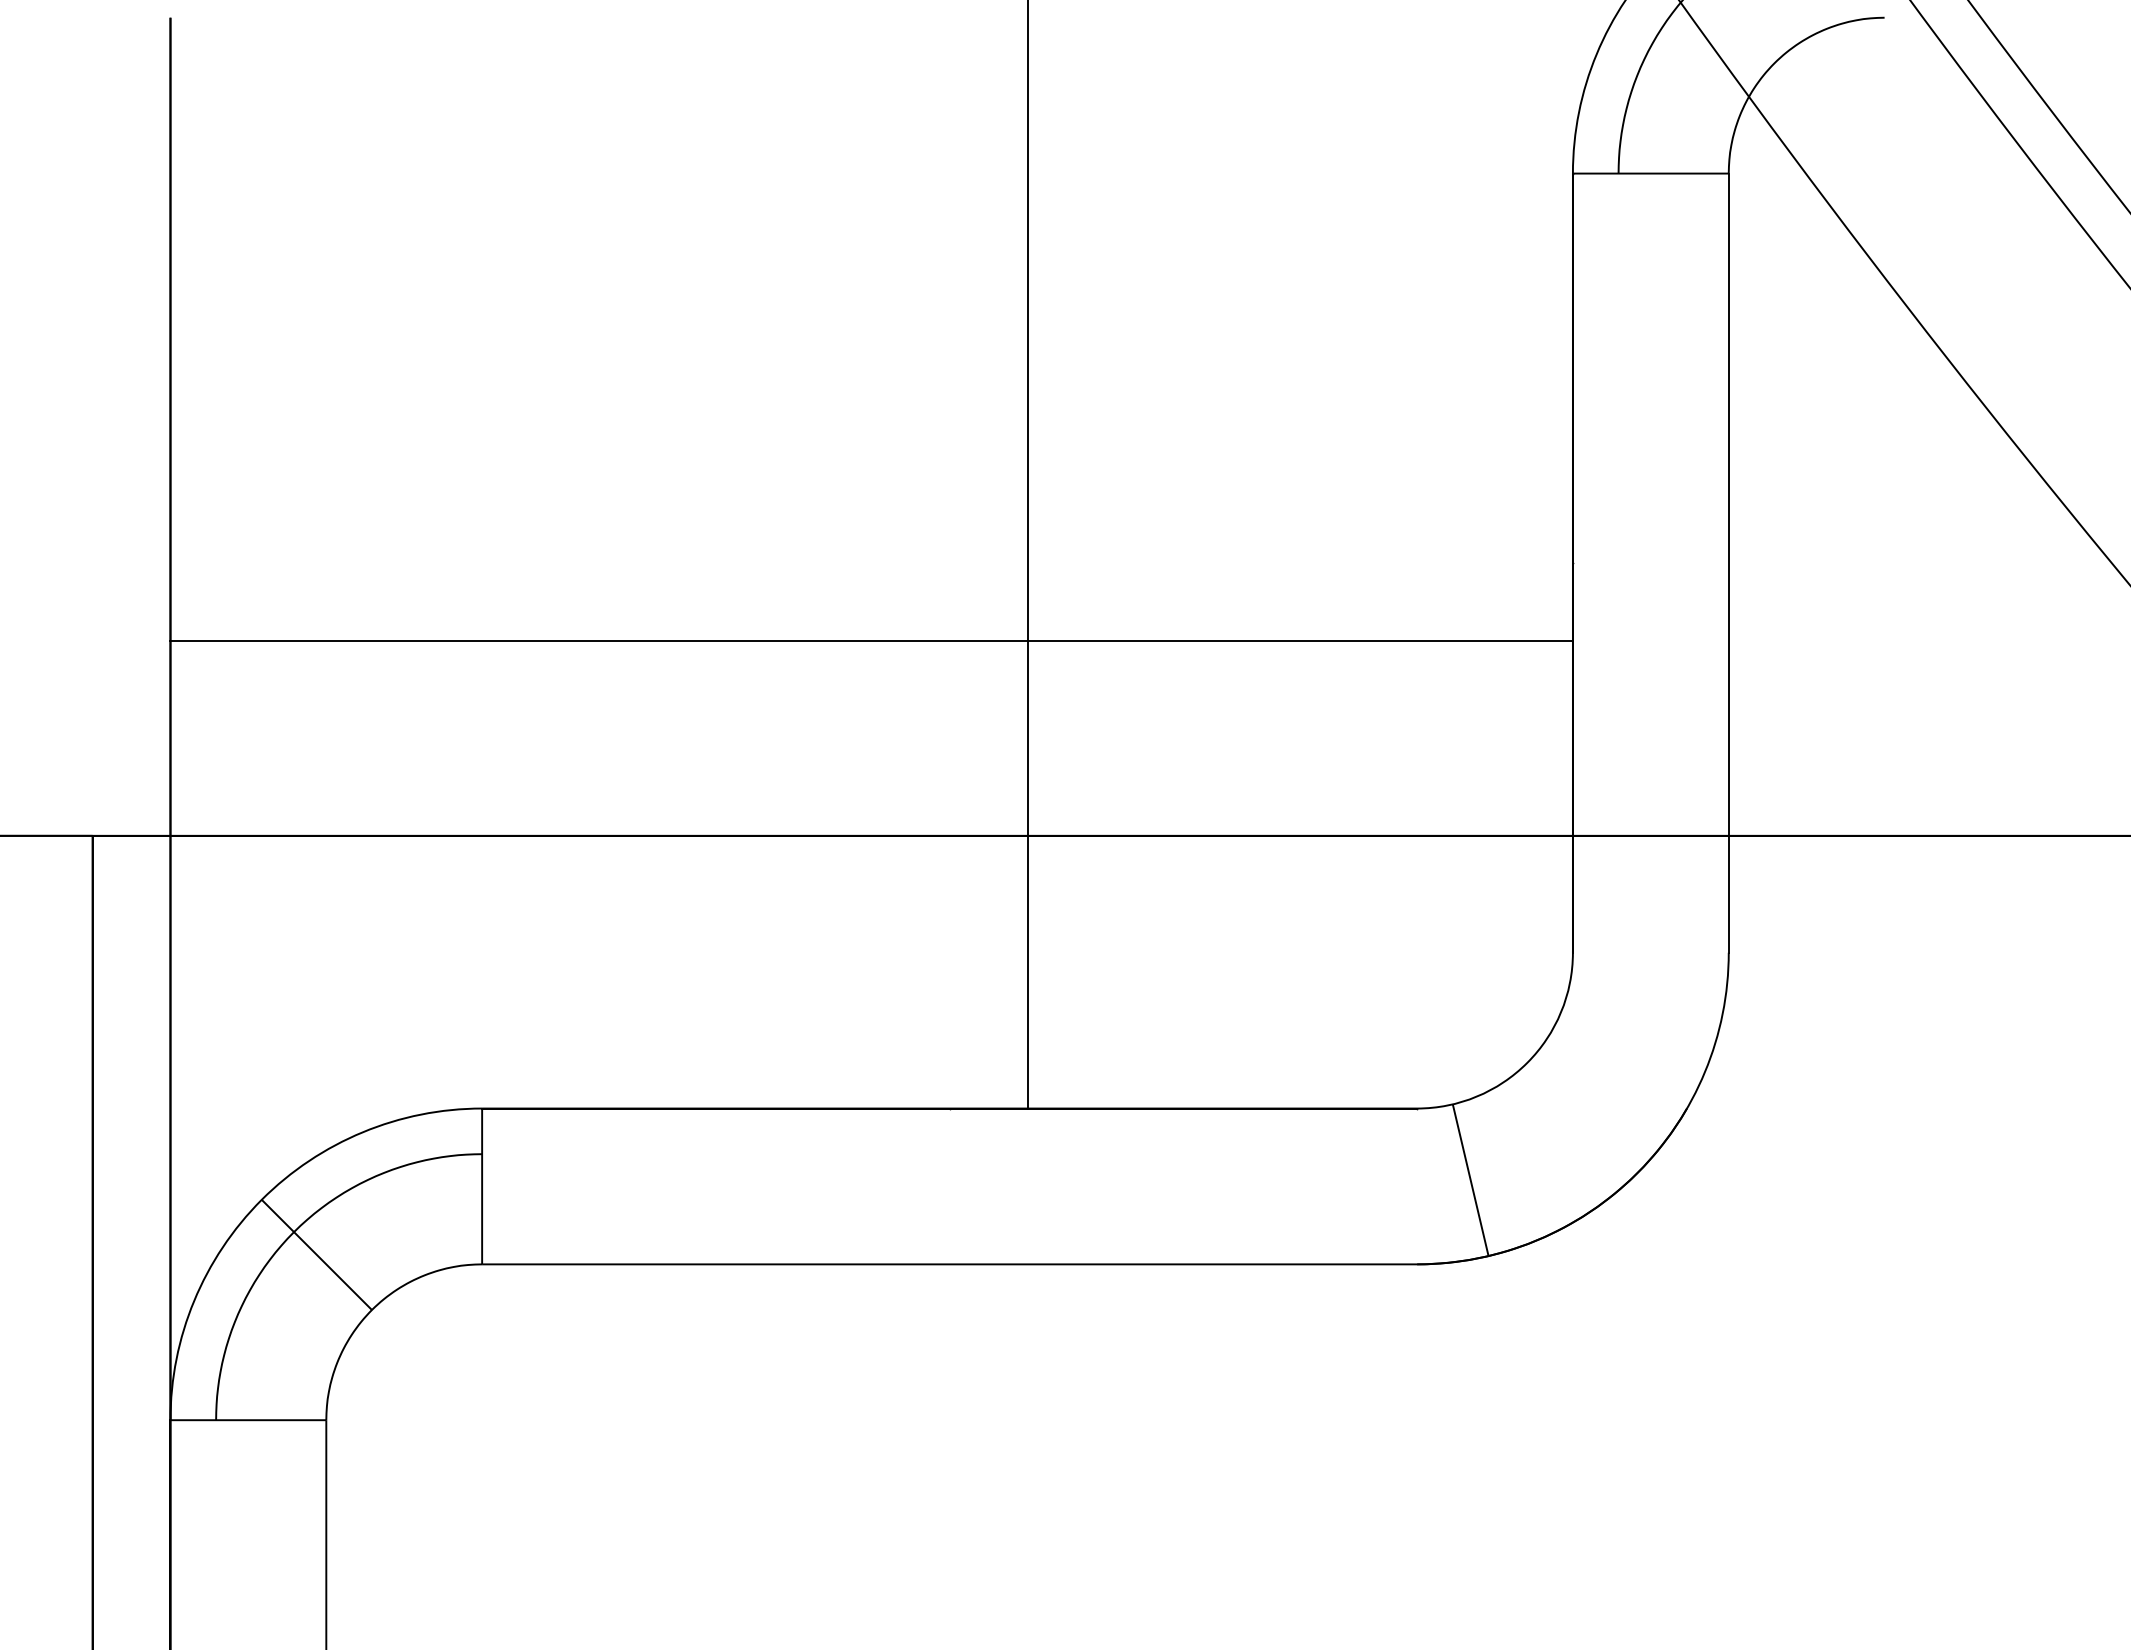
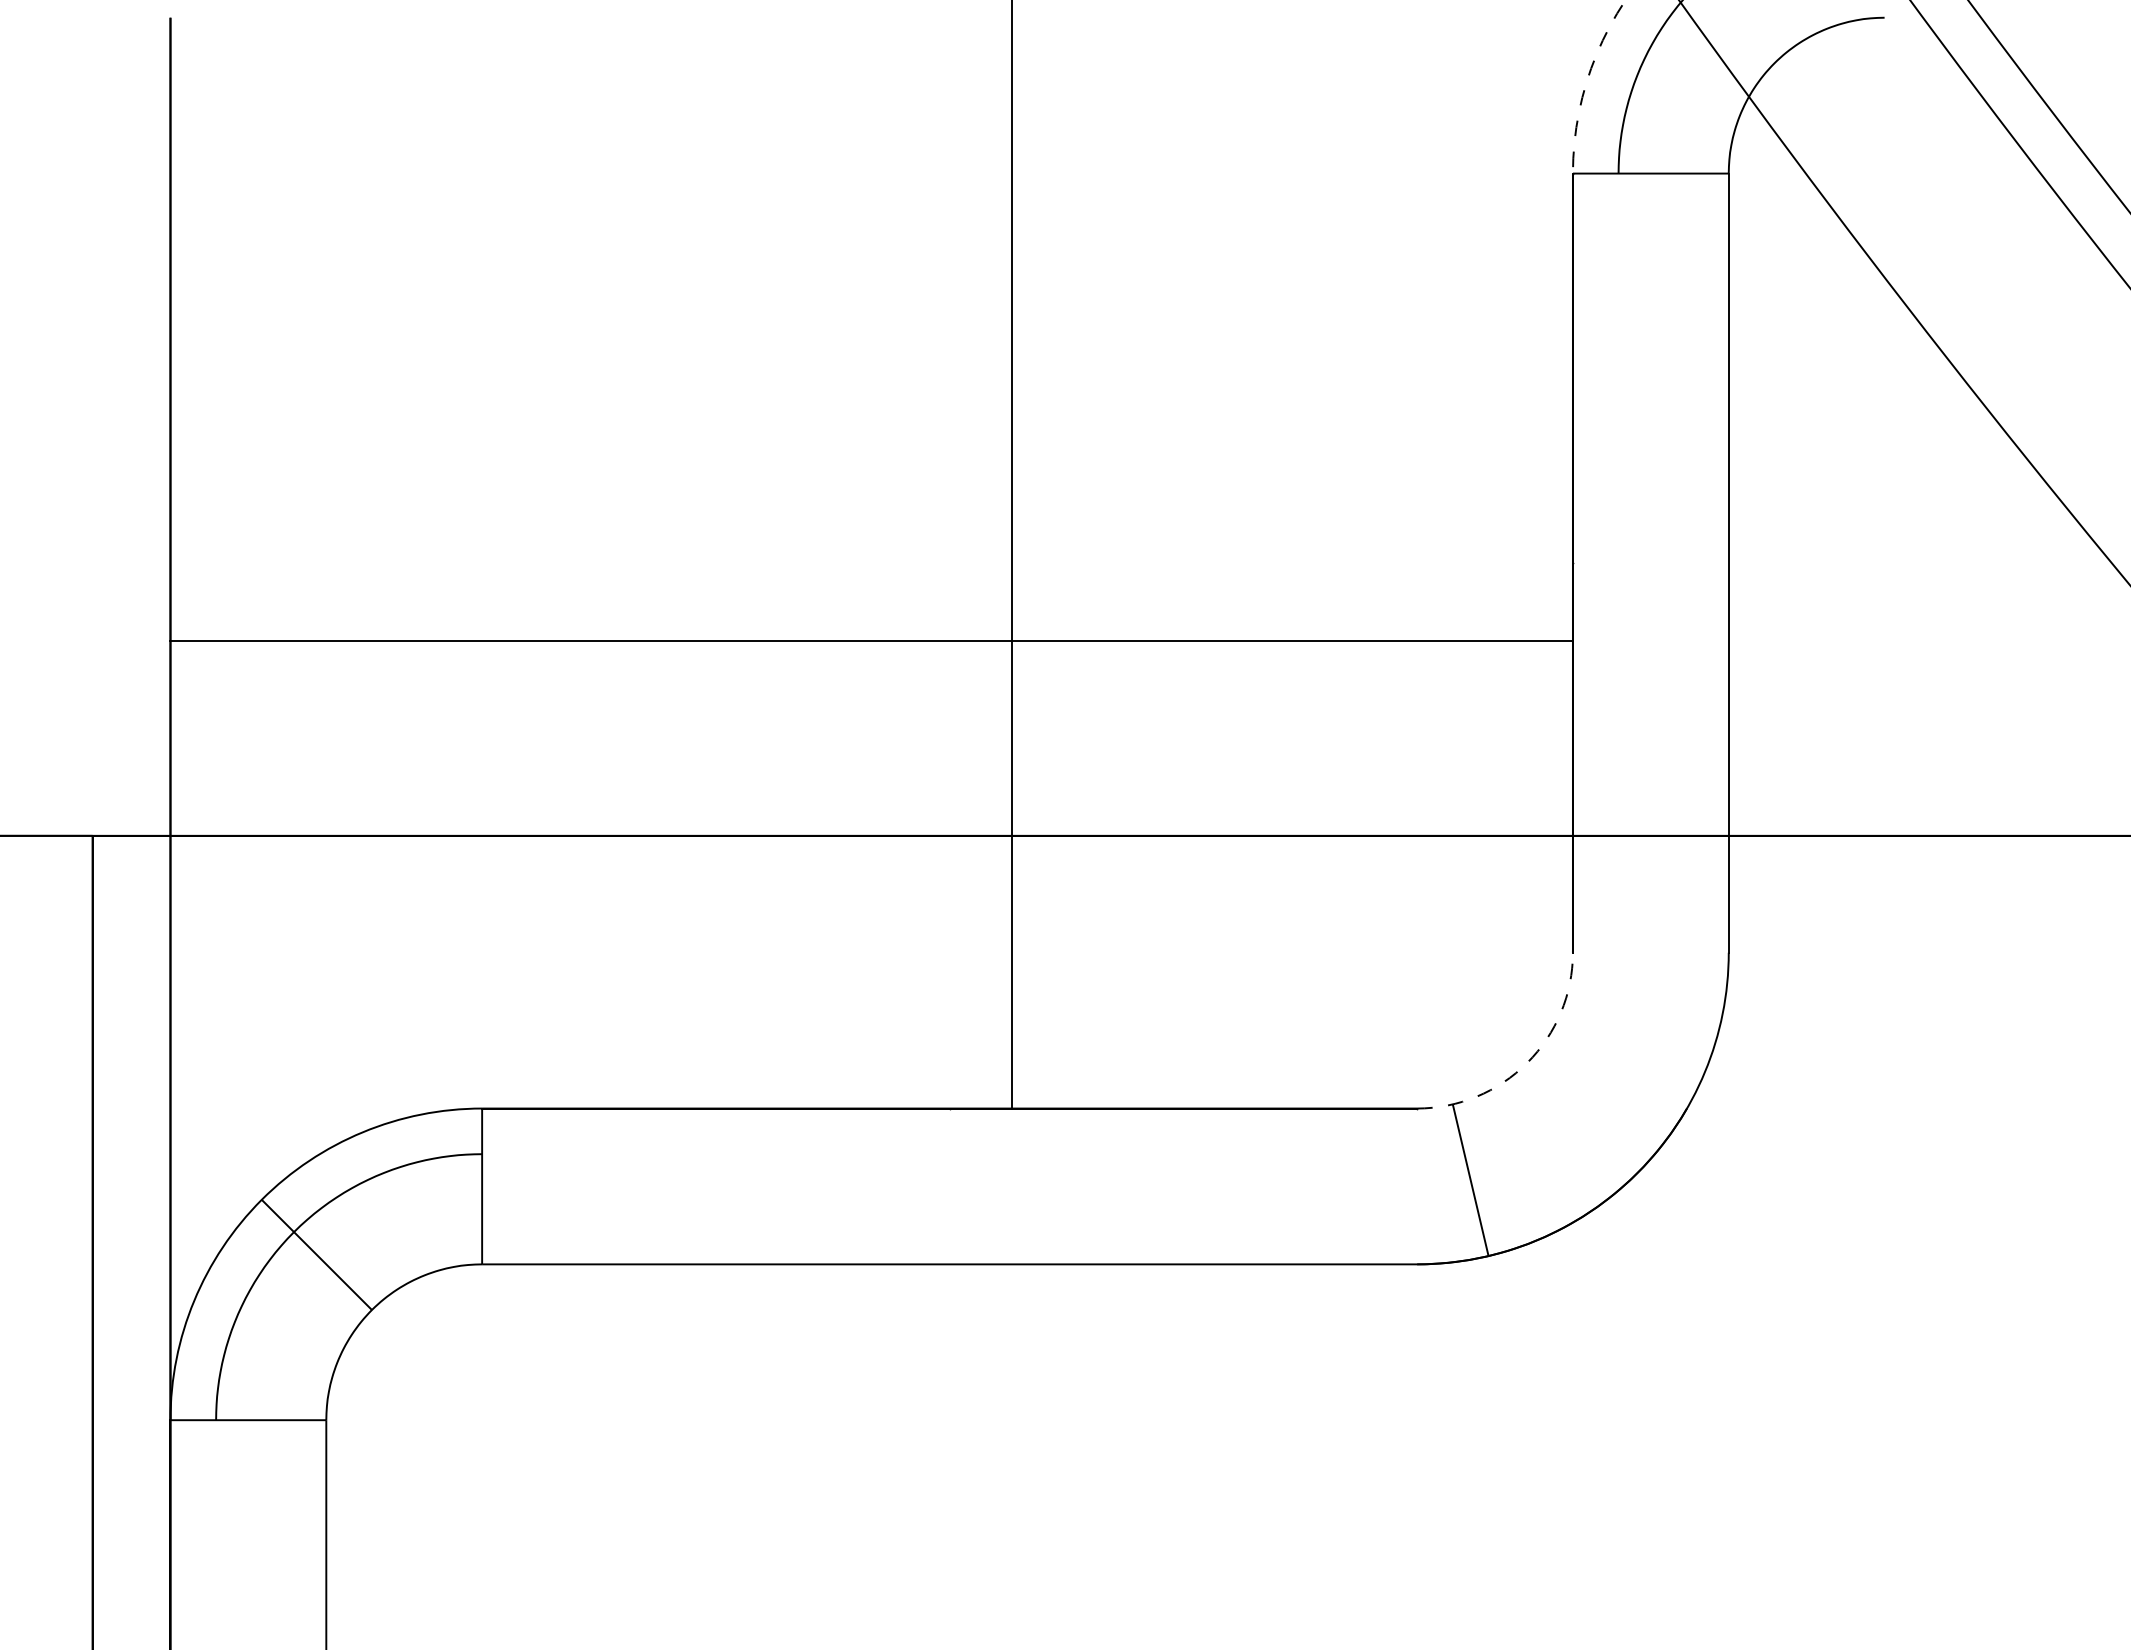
arc: solid -> dashed (1586, 82)
line position: (1027, 555) -> (1011, 555) (1011, 555)
arc: solid -> dashed (1527, 1062)
